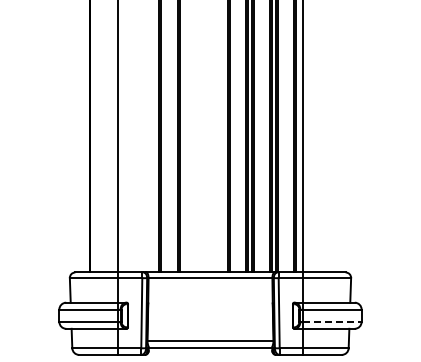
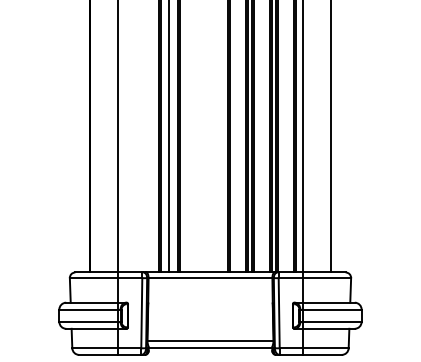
line: none -> present (169, 137)
line: none -> present (330, 137)
line: dashed -> solid (332, 321)
